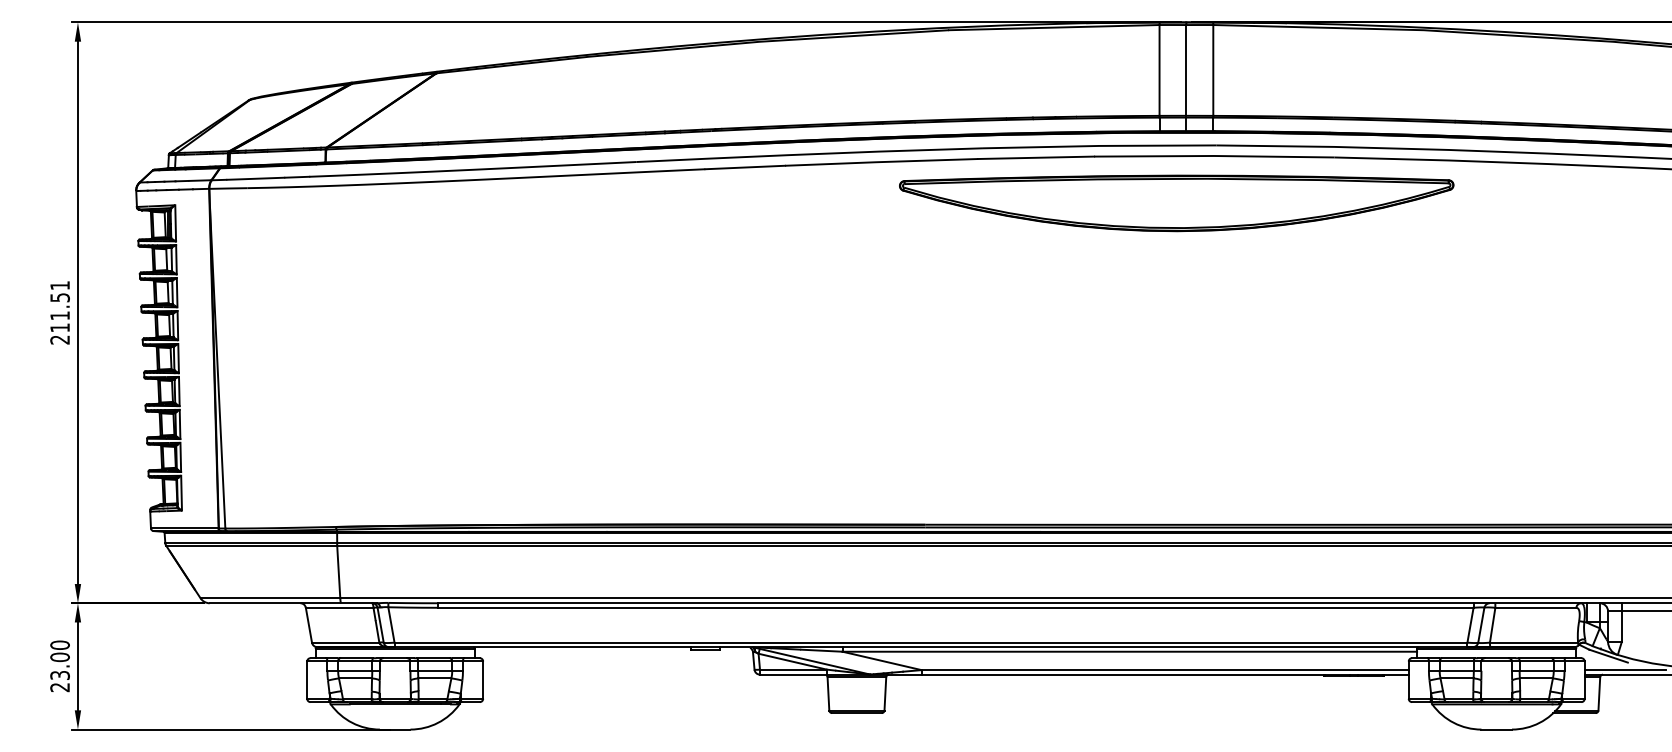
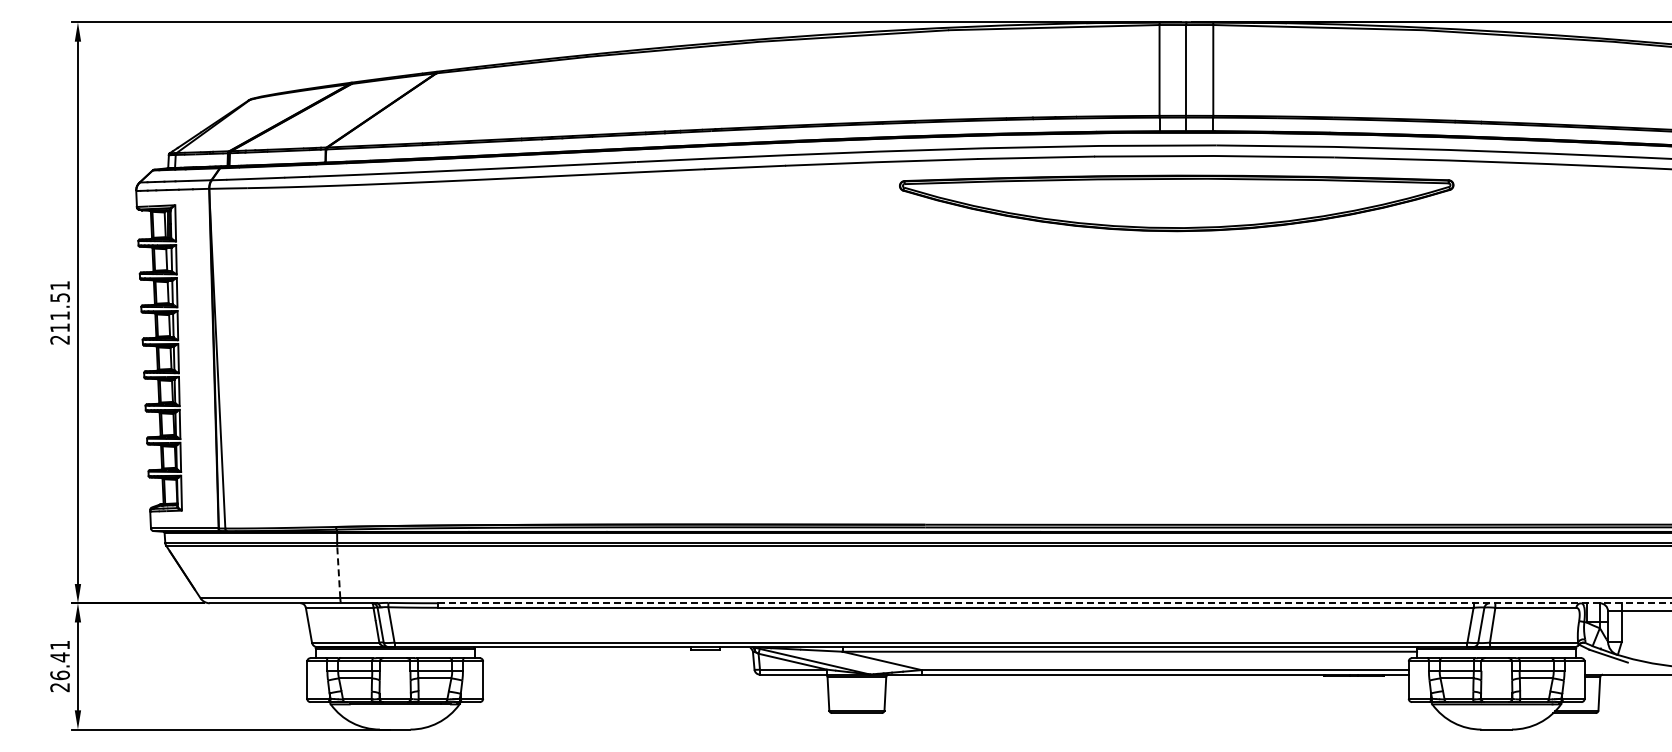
line: solid -> dashed (338, 571)
line: solid -> dashed (1054, 603)
text: 23.00 -> 26.41 (59, 660)
line: present -> none (1625, 670)
